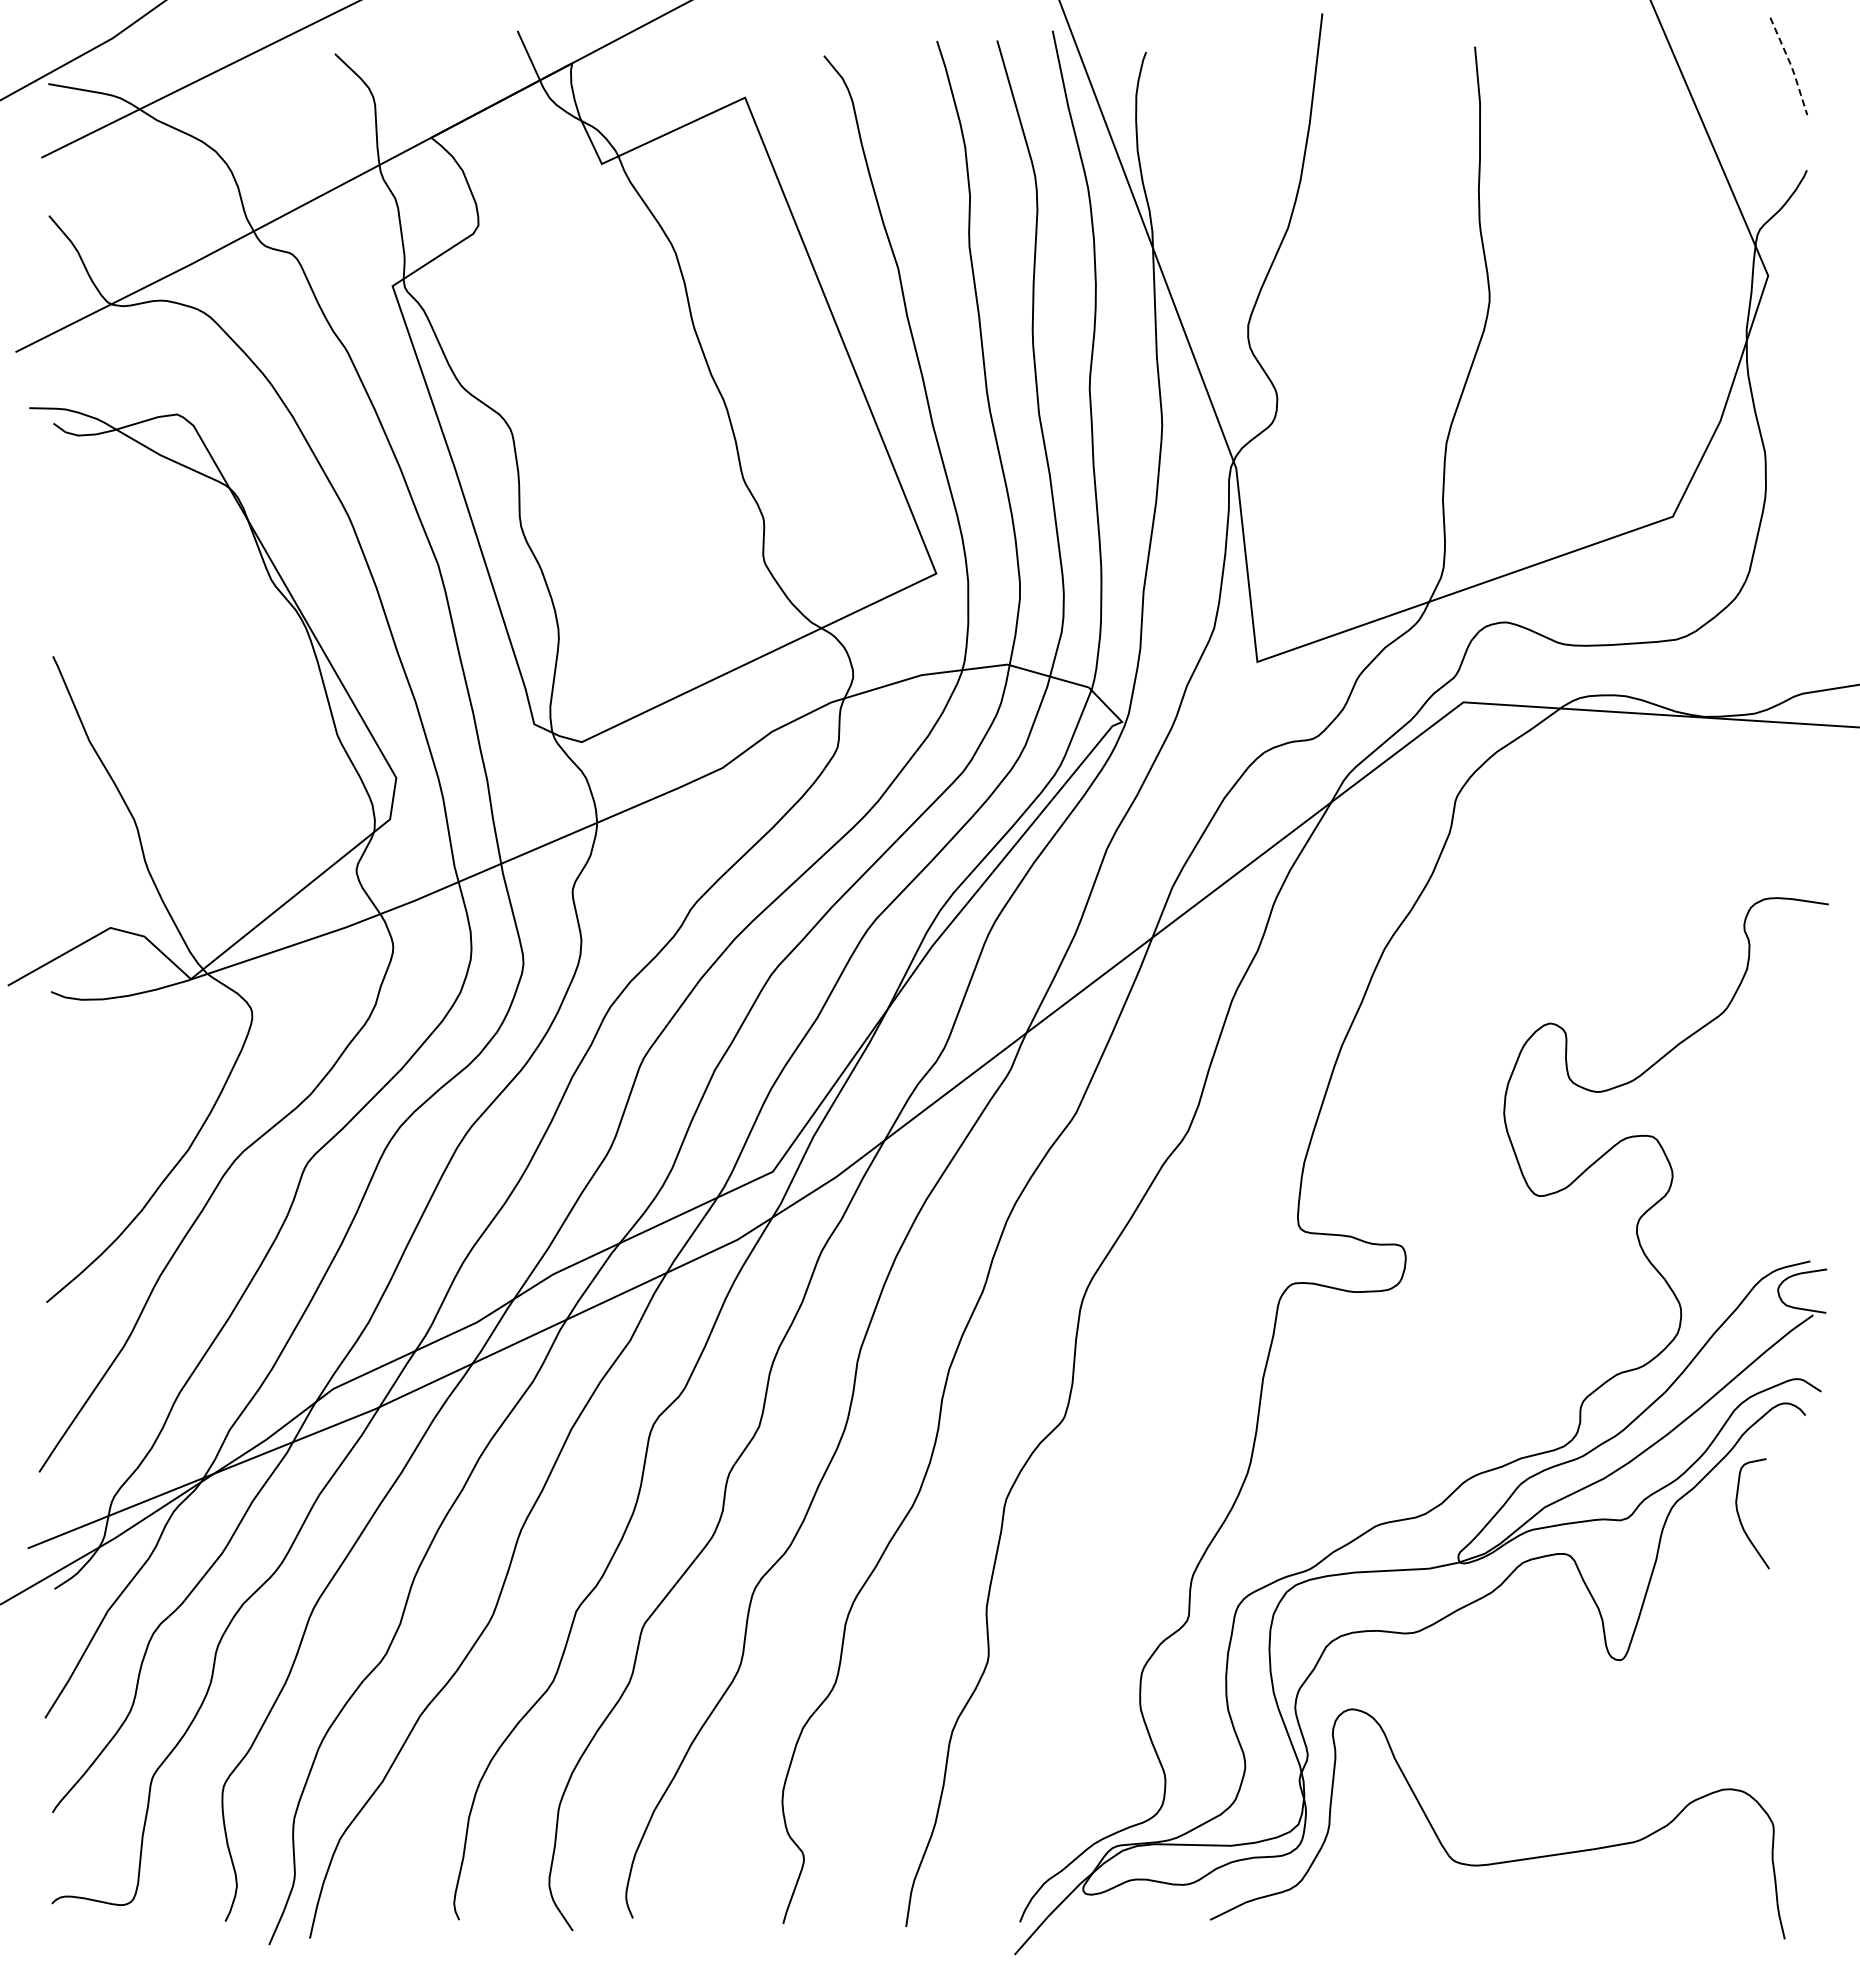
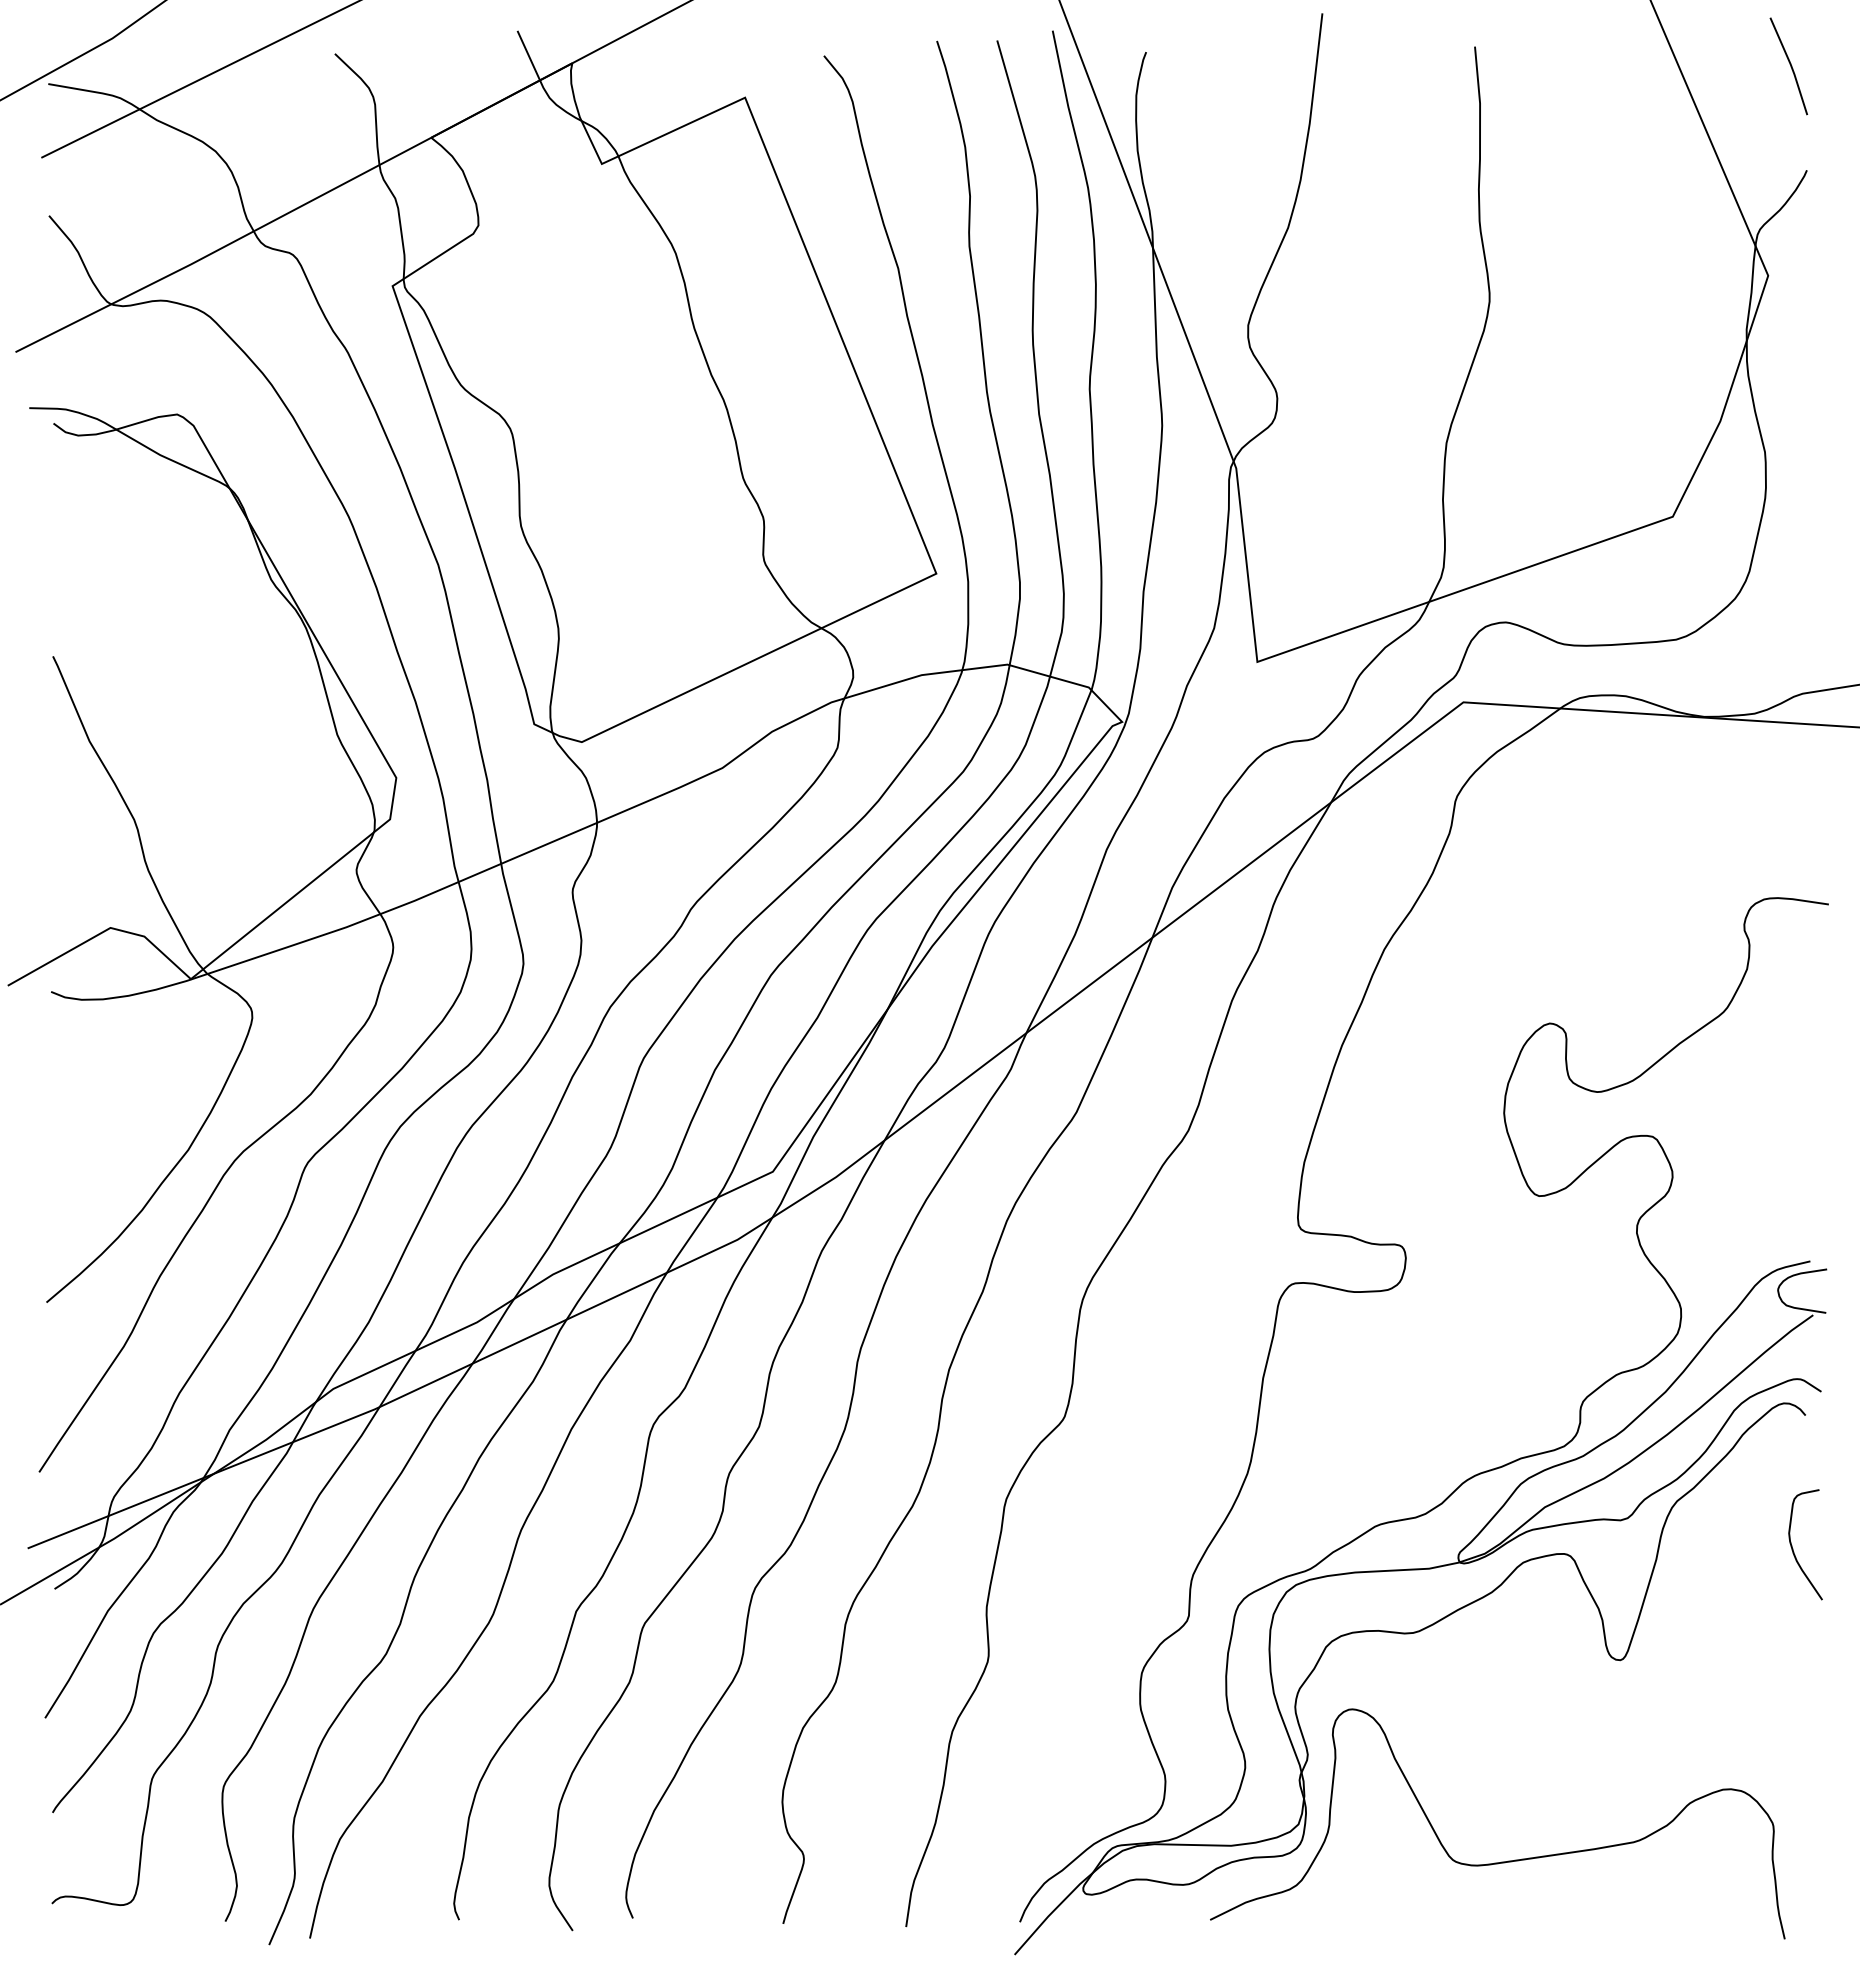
line: dashed -> solid (1791, 66)
curve position: (1740, 1517) -> (1793, 1548) (1793, 1548)
